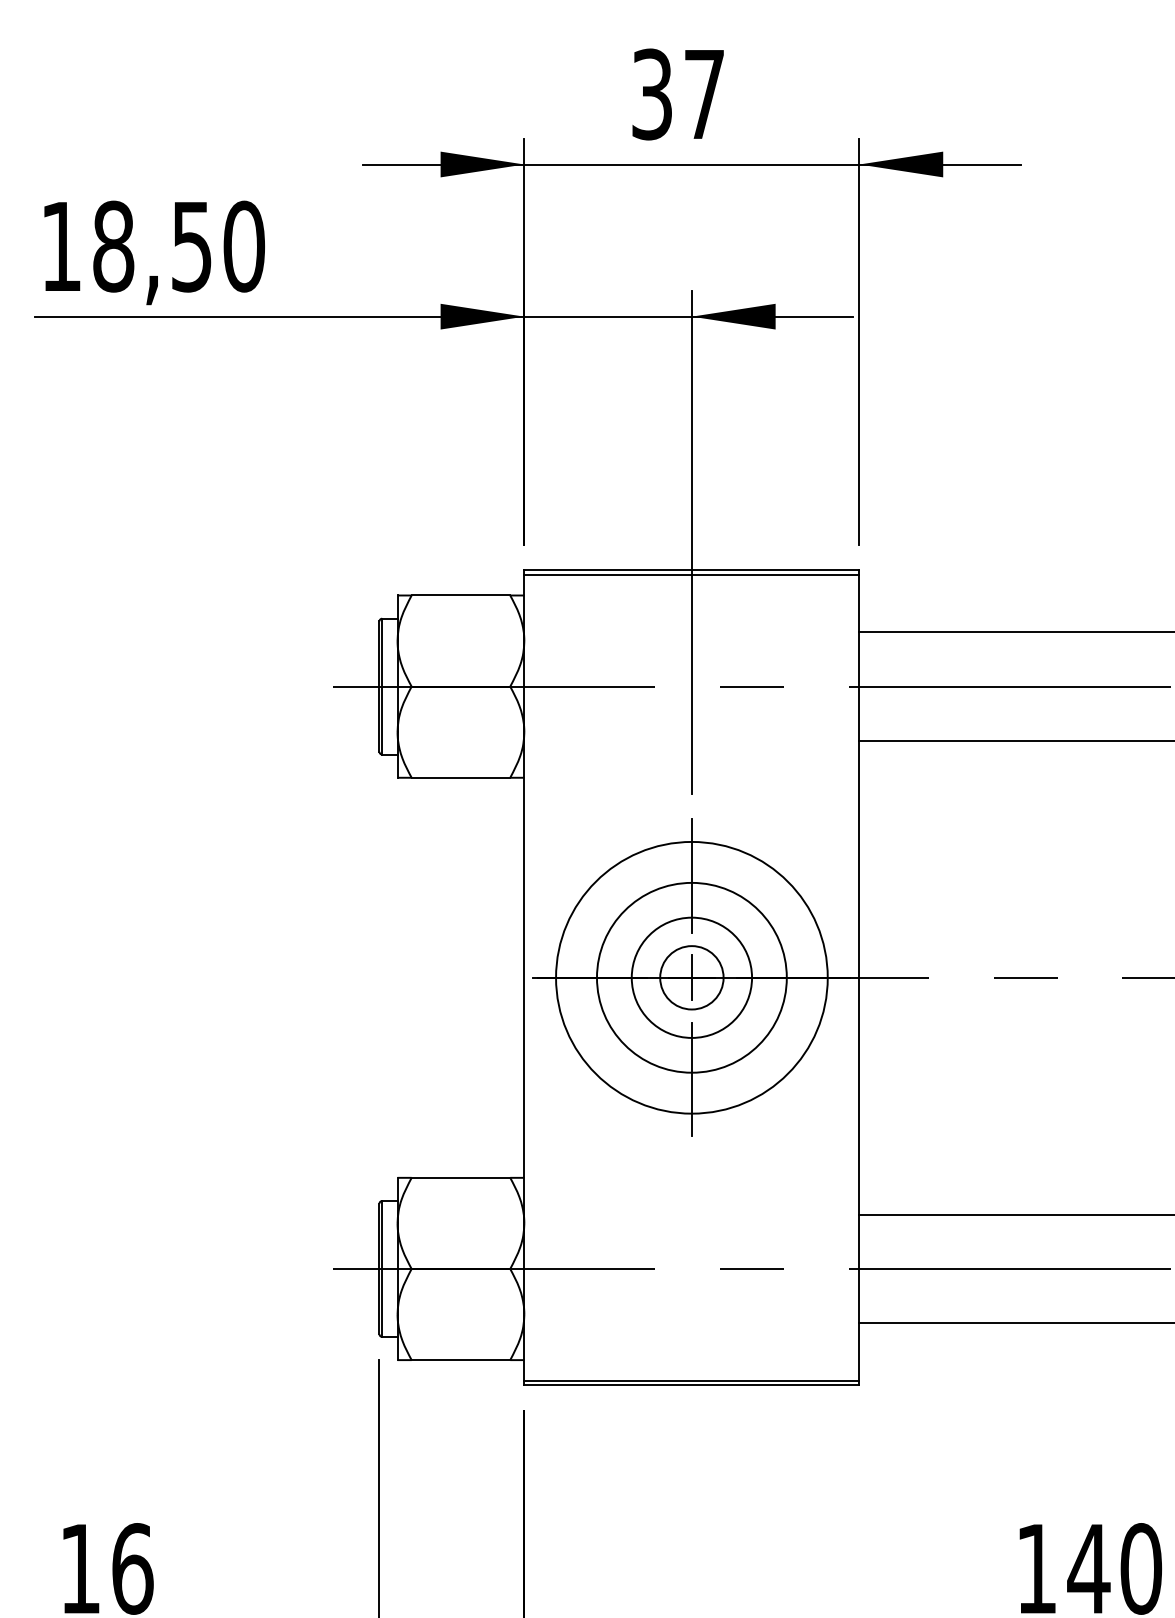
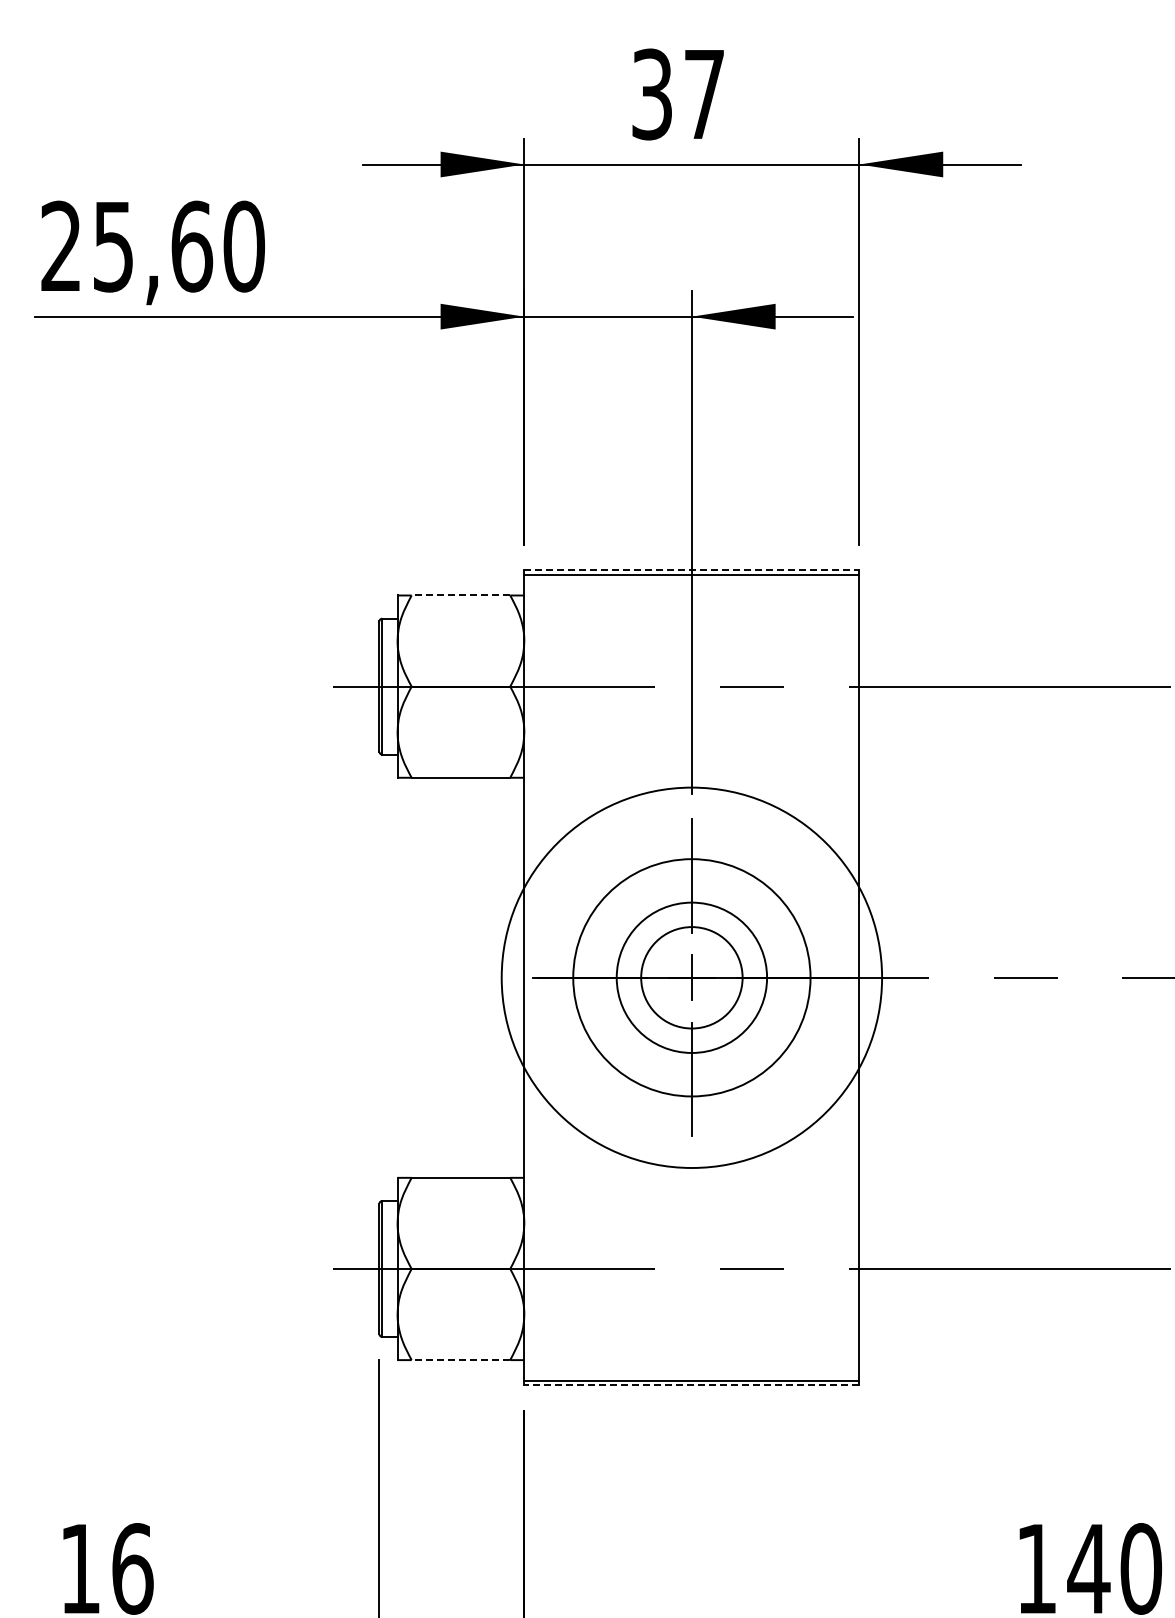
text: 18,50 -> 25,60 (127, 246)
line: solid -> dashed (691, 570)
line: solid -> dashed (460, 595)
line: present -> none (1015, 632)
line: present -> none (1015, 740)
circle diameter: 120 px -> 150 px (691, 977)
circle diameter: 190 px -> 237 px (691, 977)
circle diameter: 272 px -> 380 px (691, 977)
circle diameter: 63 px -> 101 px (691, 977)
line: present -> none (1015, 1214)
line: present -> none (1015, 1323)
line: solid -> dashed (460, 1360)
line: solid -> dashed (691, 1385)
